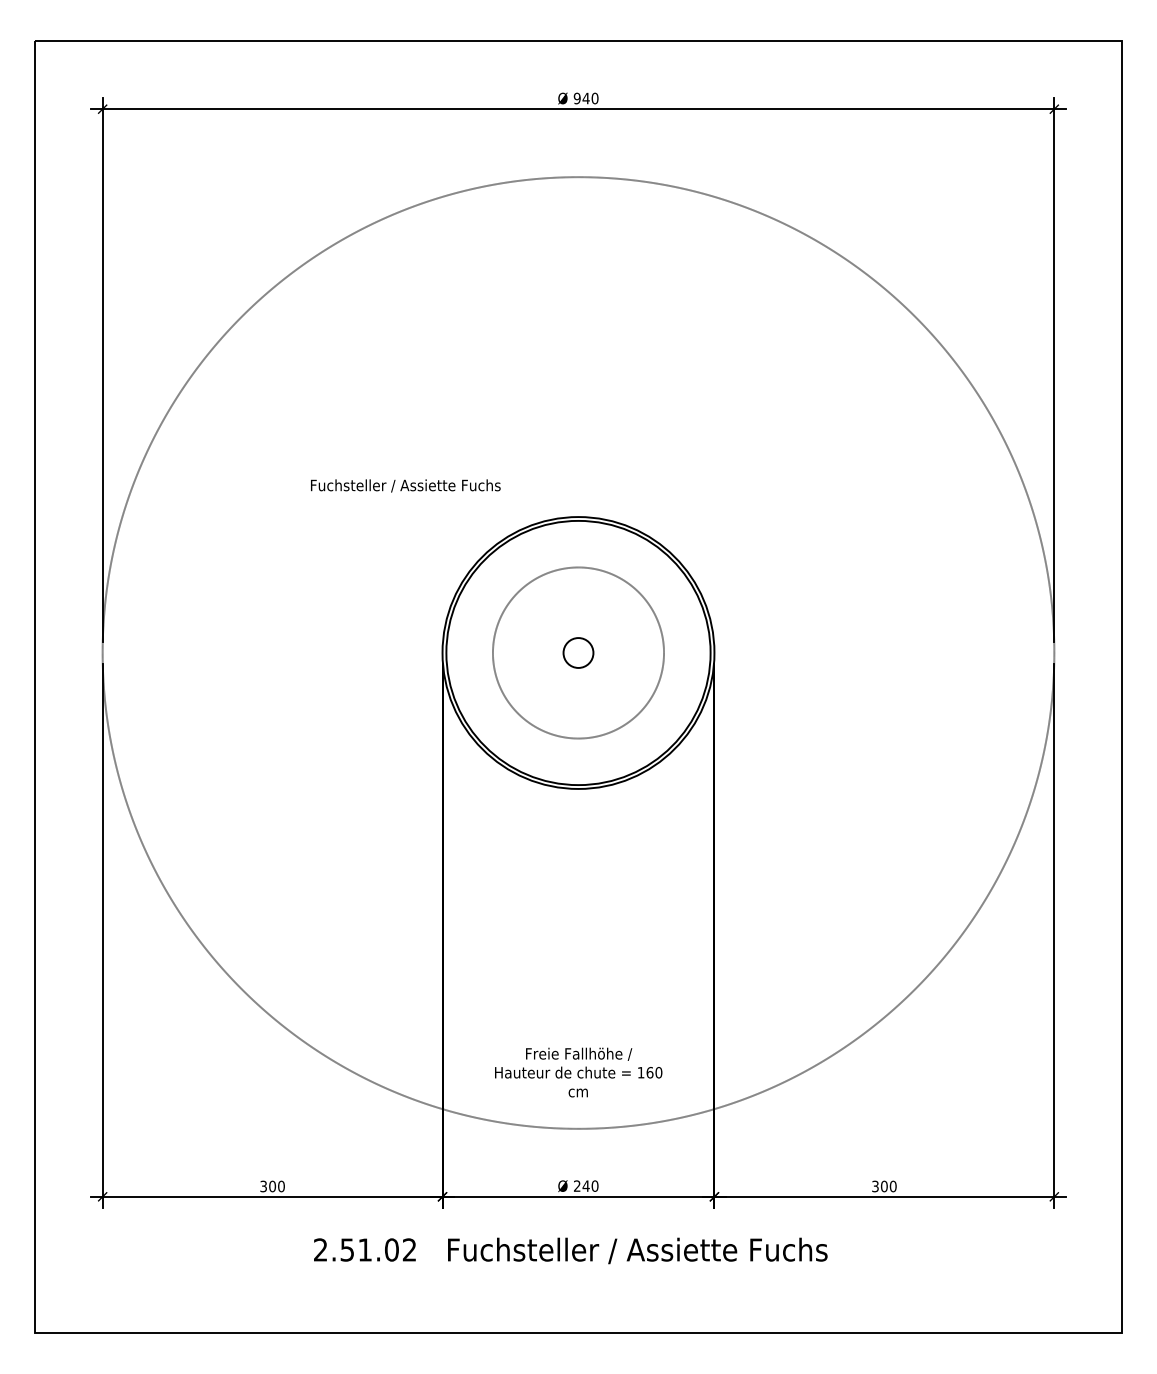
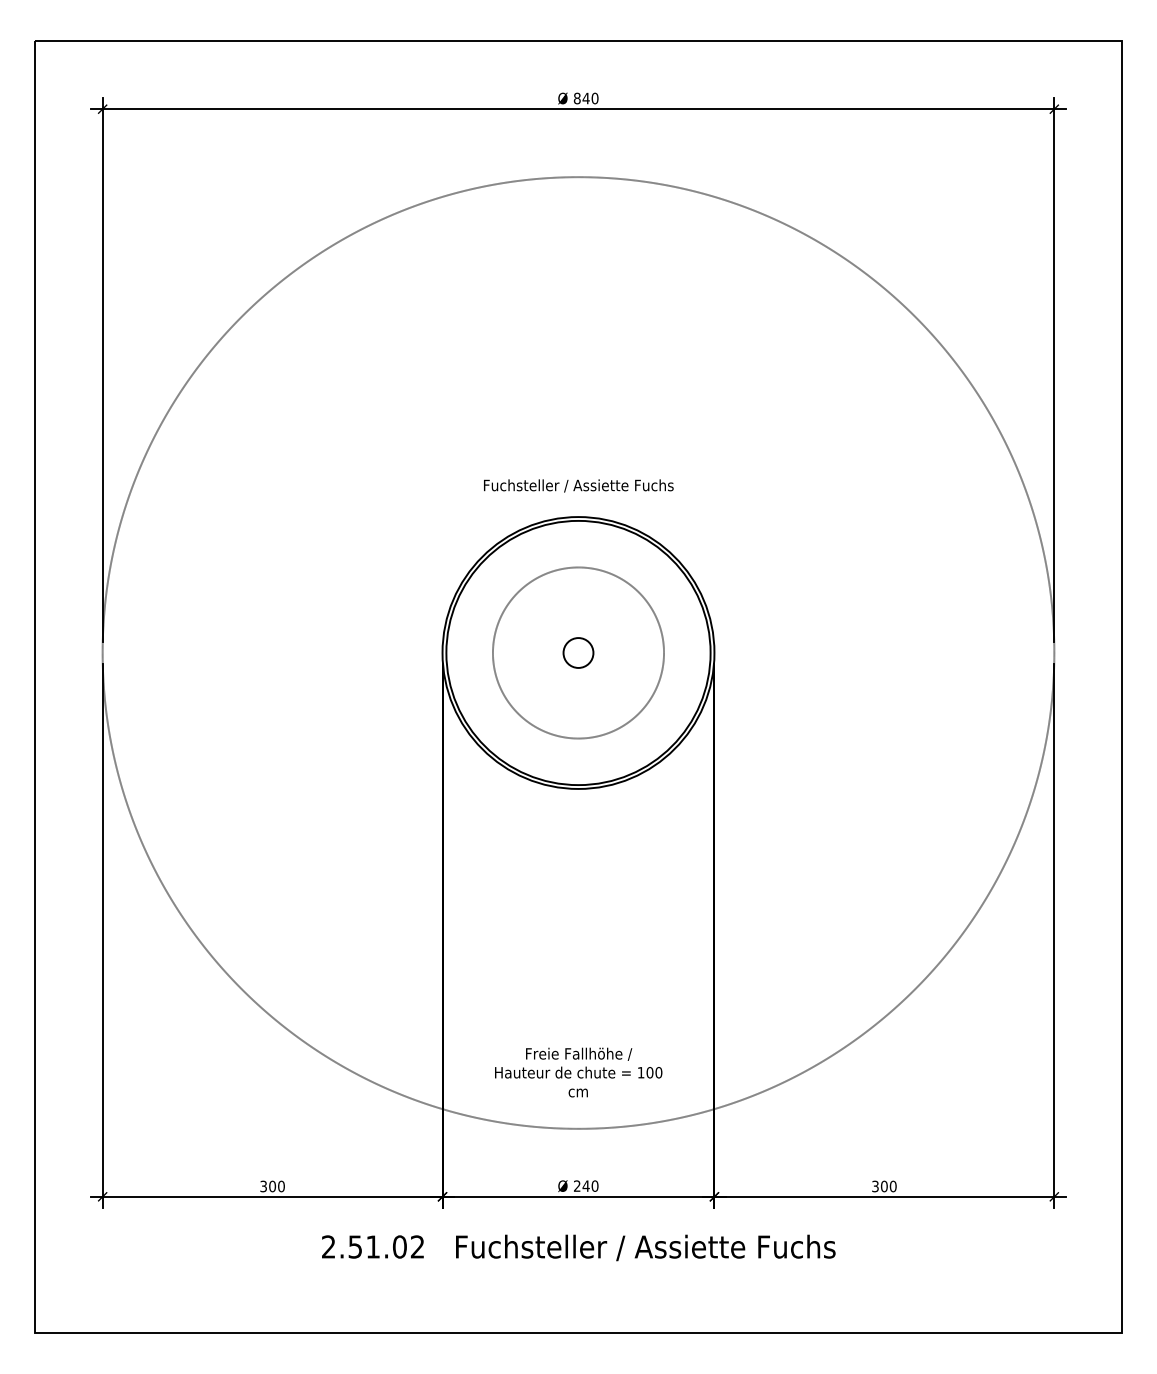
text: 940 -> 840 (576, 98)
text position: (405, 485) -> (578, 485) (578, 485)
text: 160 -> 100 (649, 1072)
text position: (570, 1250) -> (578, 1247) (578, 1247)
